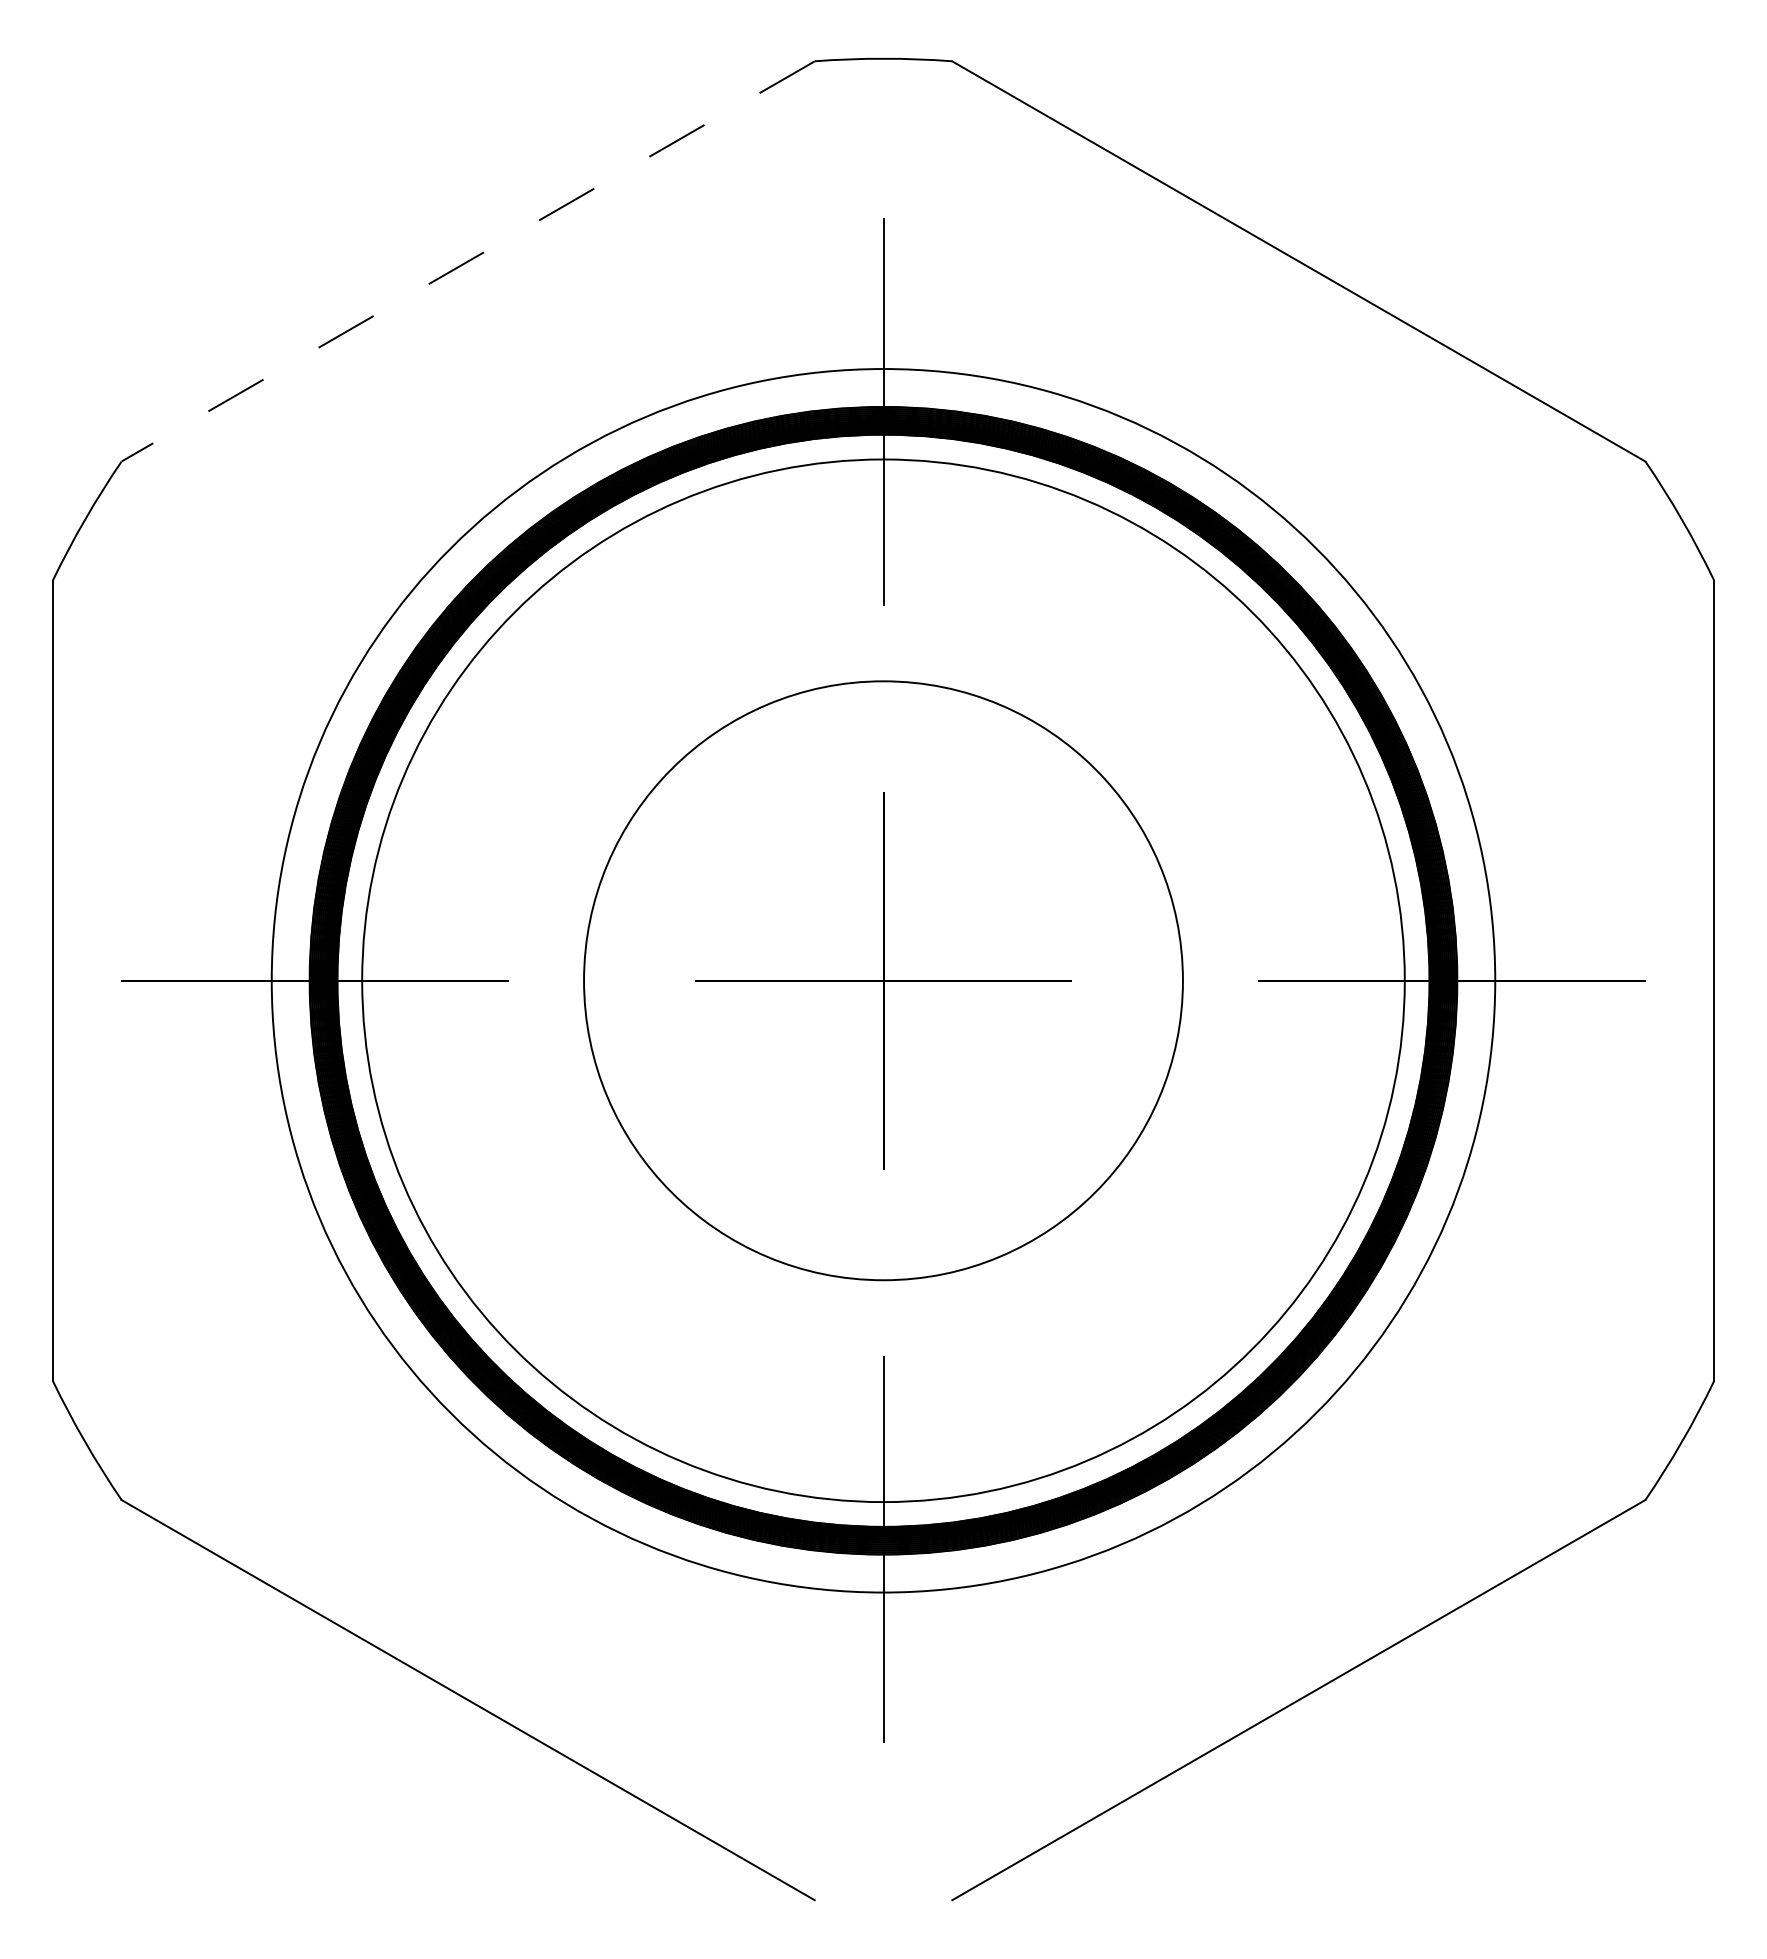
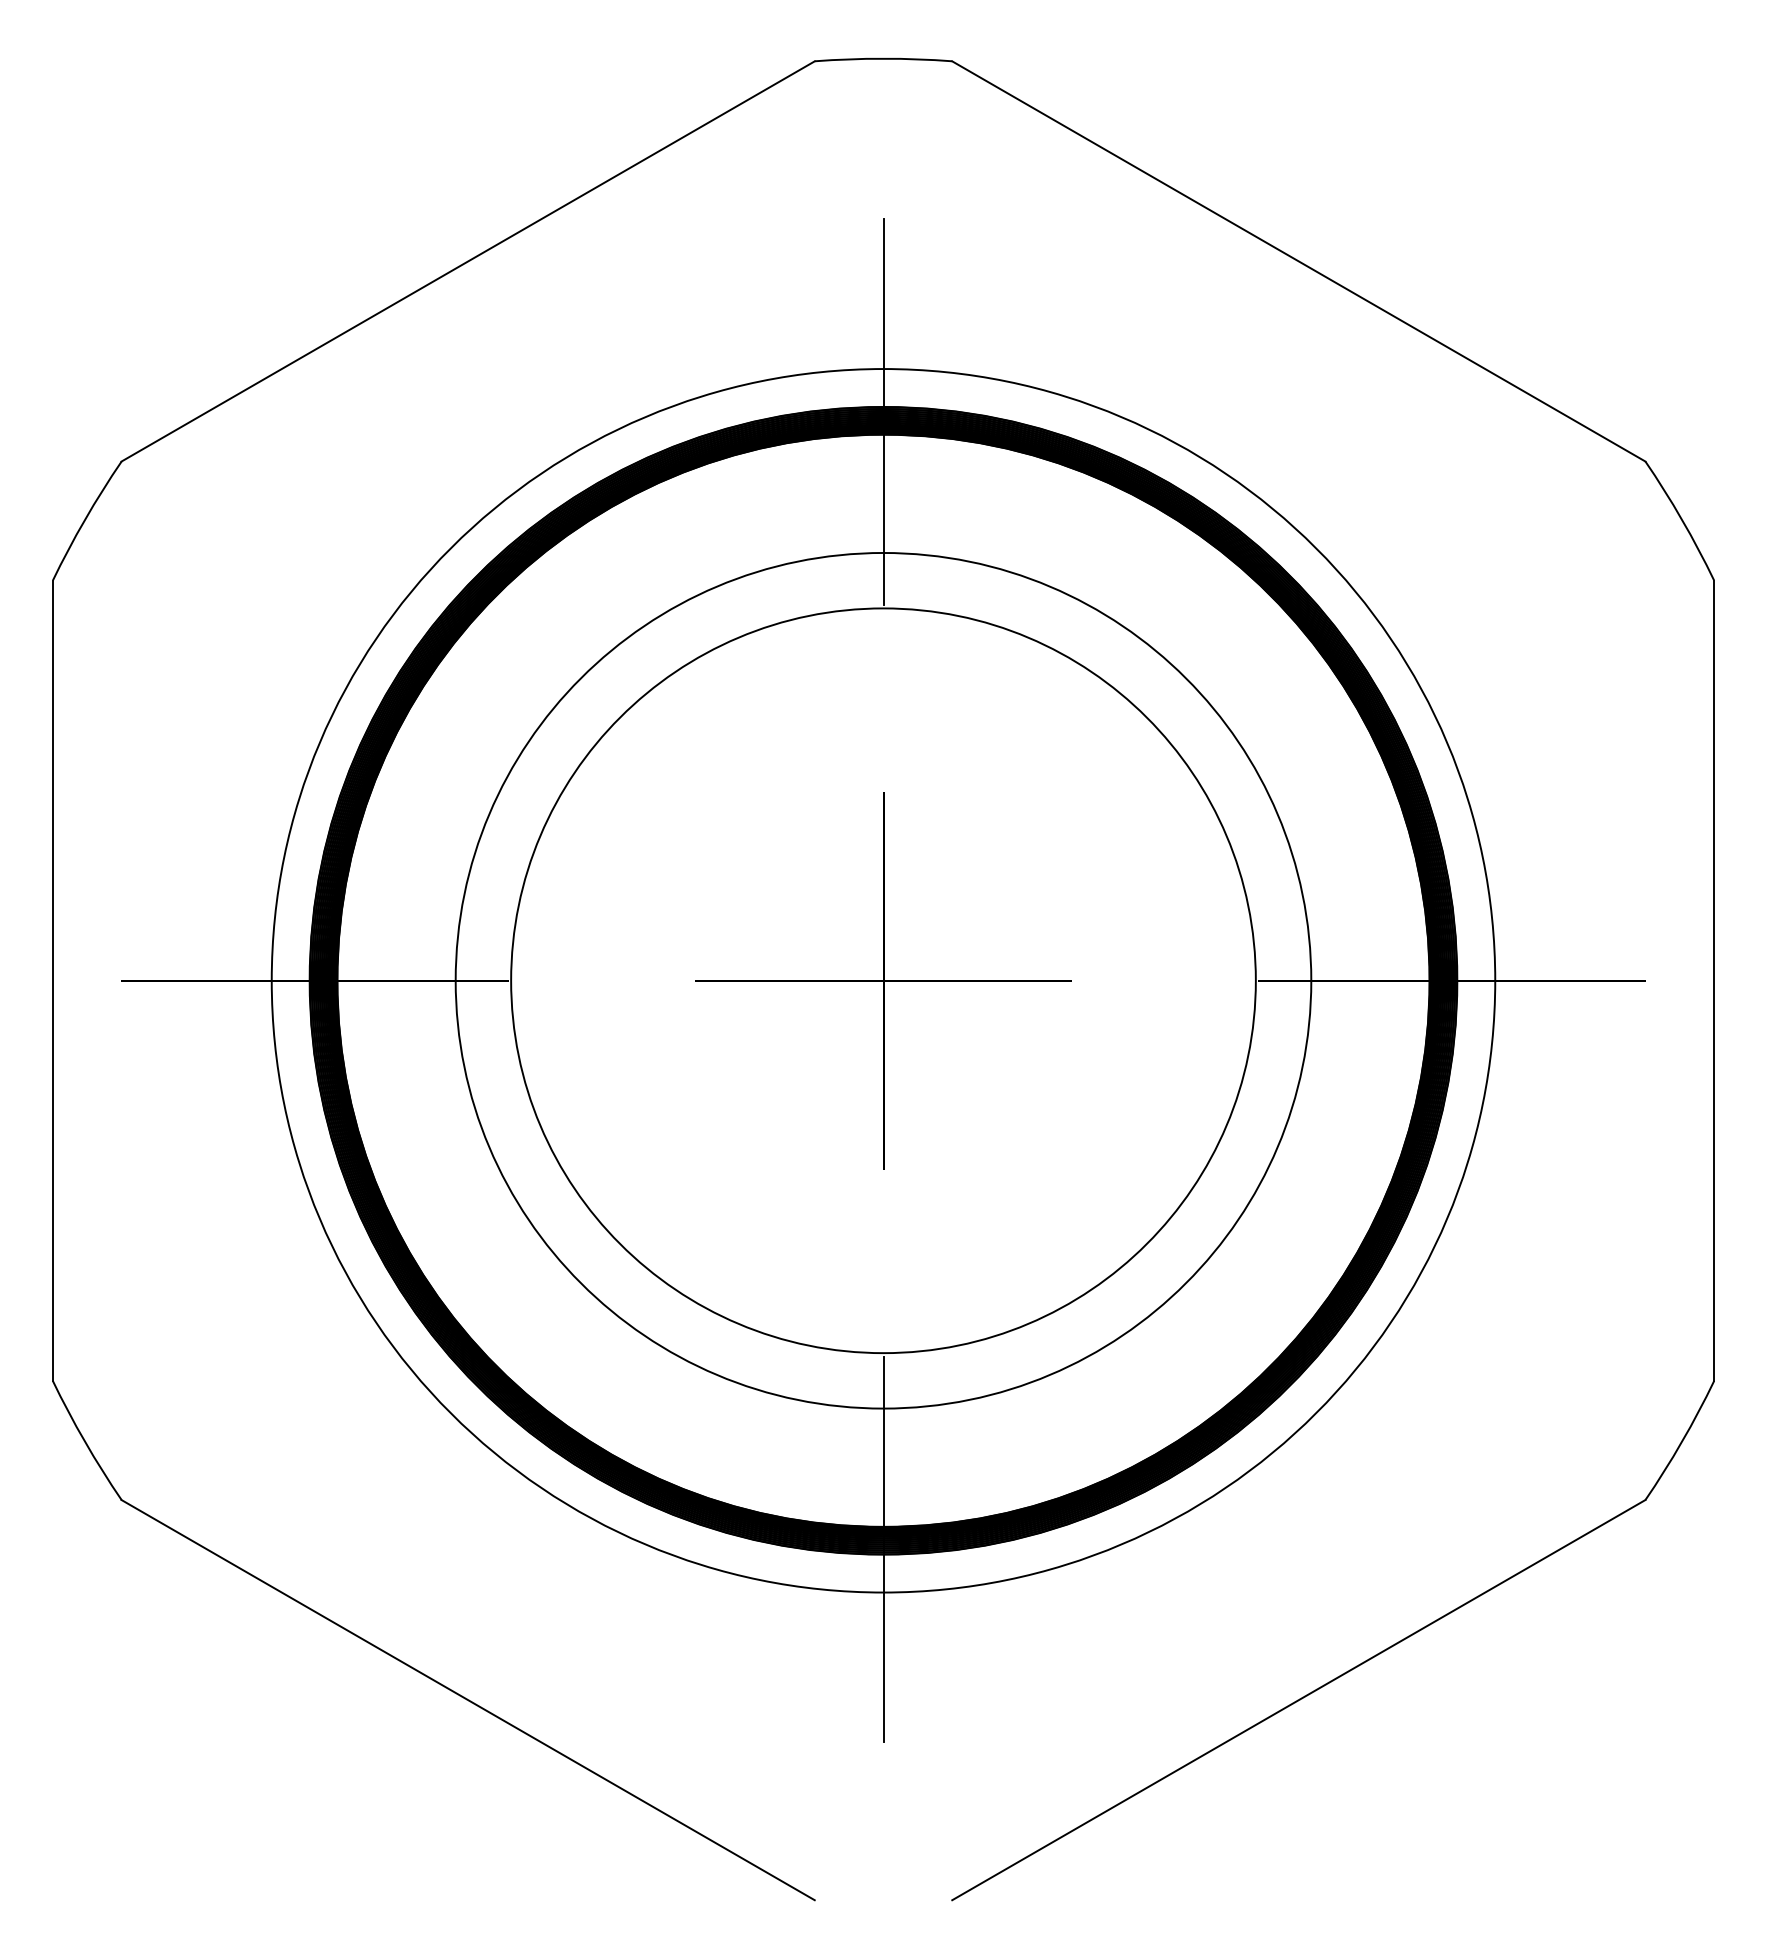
line: dashed -> solid (467, 261)
circle diameter: 1043 px -> 745 px (883, 980)
circle diameter: 599 px -> 856 px (883, 980)
